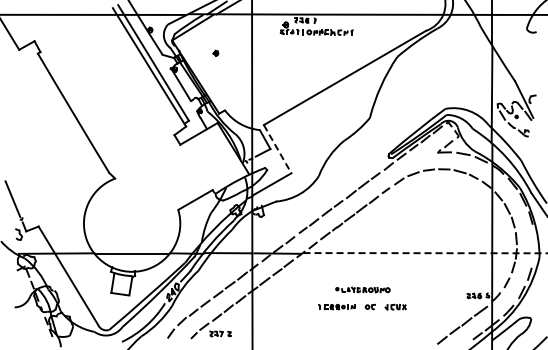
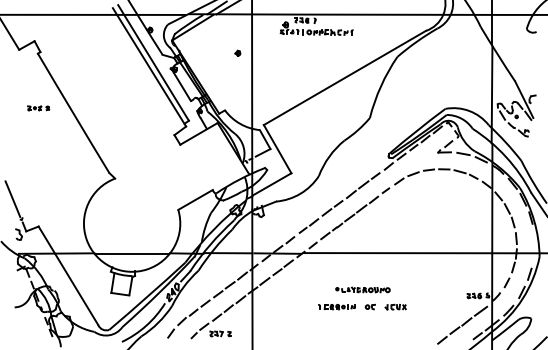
part position: (215, 52) -> (237, 52) (237, 52)
part: none -> present (38, 108)
line: dashed -> solid (277, 149)
line: dashed -> solid (425, 253)
